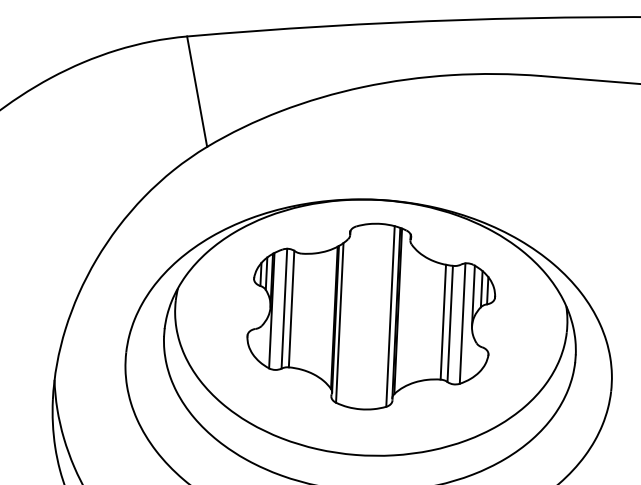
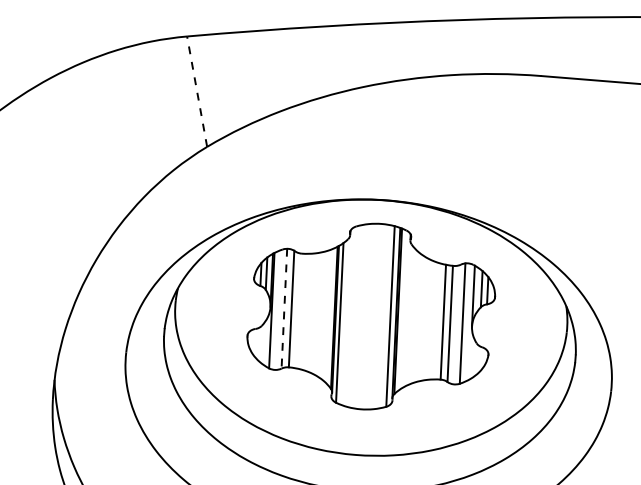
line: solid -> dashed (197, 91)
line: solid -> dashed (284, 308)
